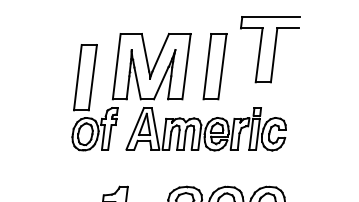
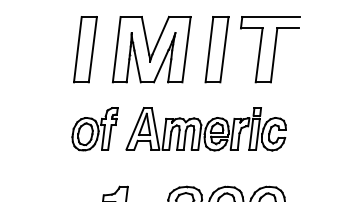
part position: (151, 66) -> (151, 49) (151, 49)
part position: (214, 66) -> (216, 49) (216, 49)
part position: (85, 77) -> (85, 49) (85, 49)
